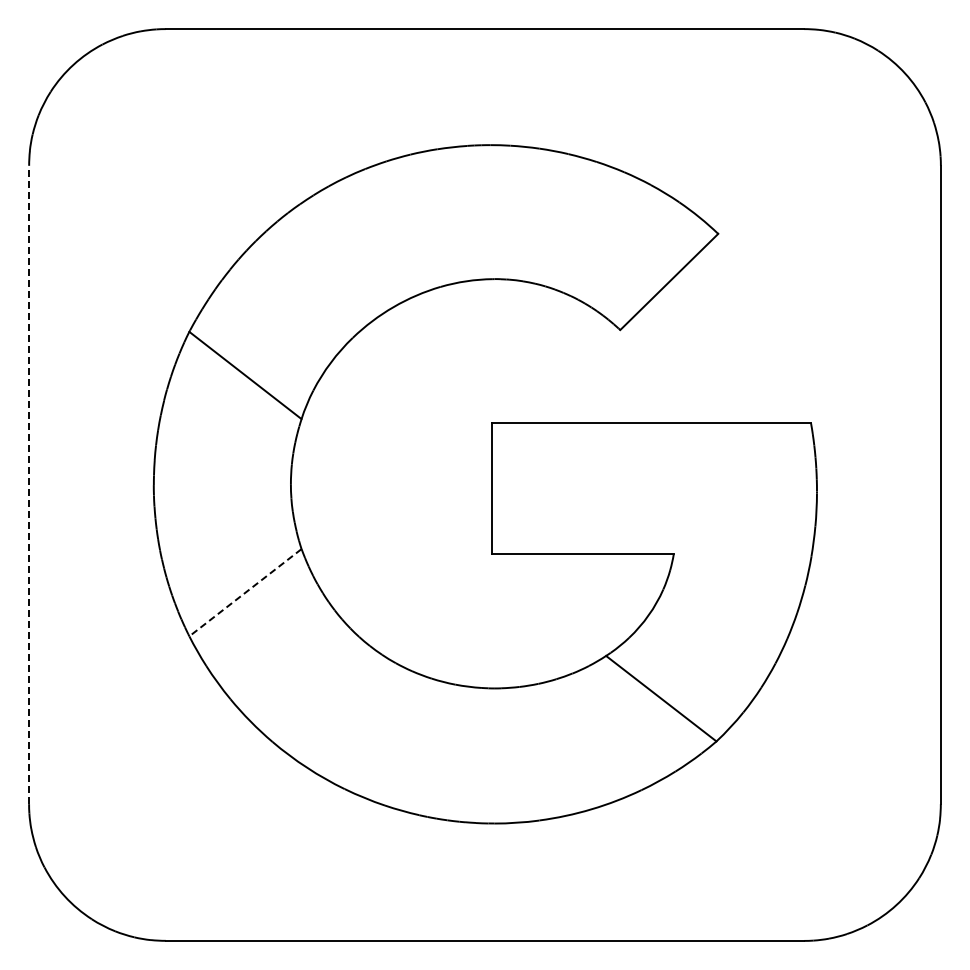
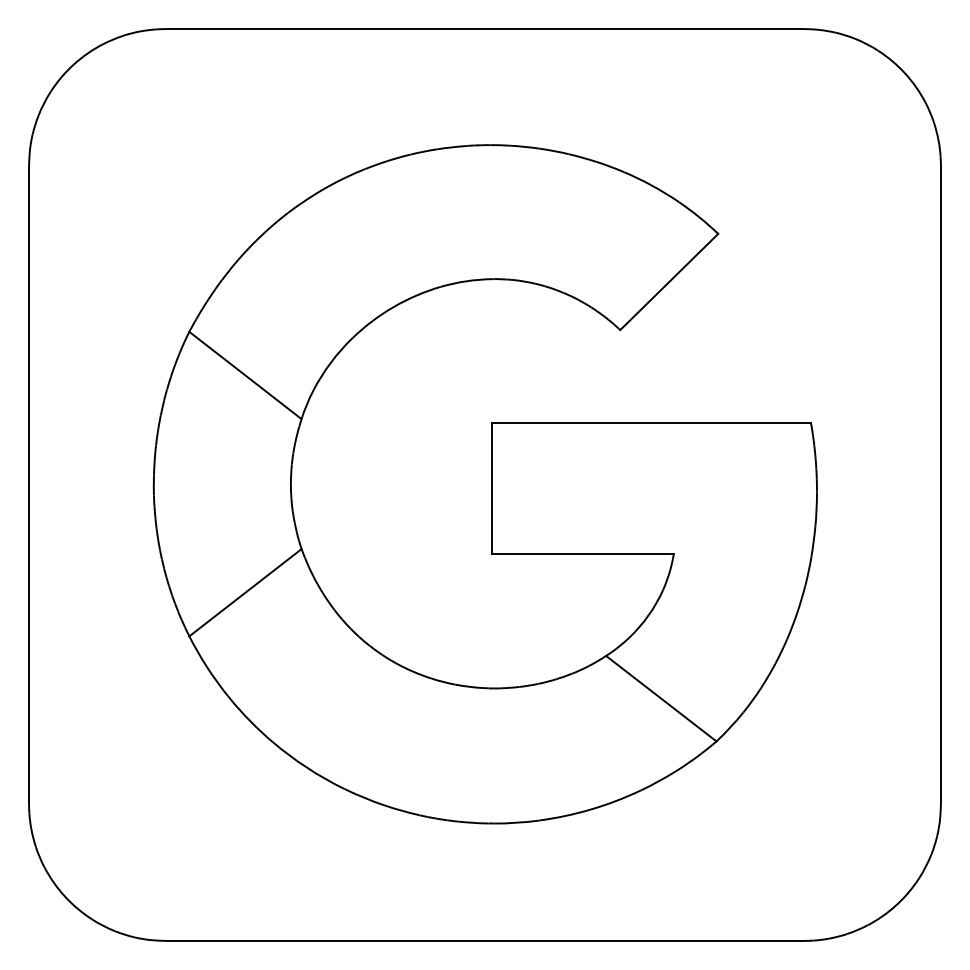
line: dashed -> solid (29, 484)
line: dashed -> solid (245, 593)
